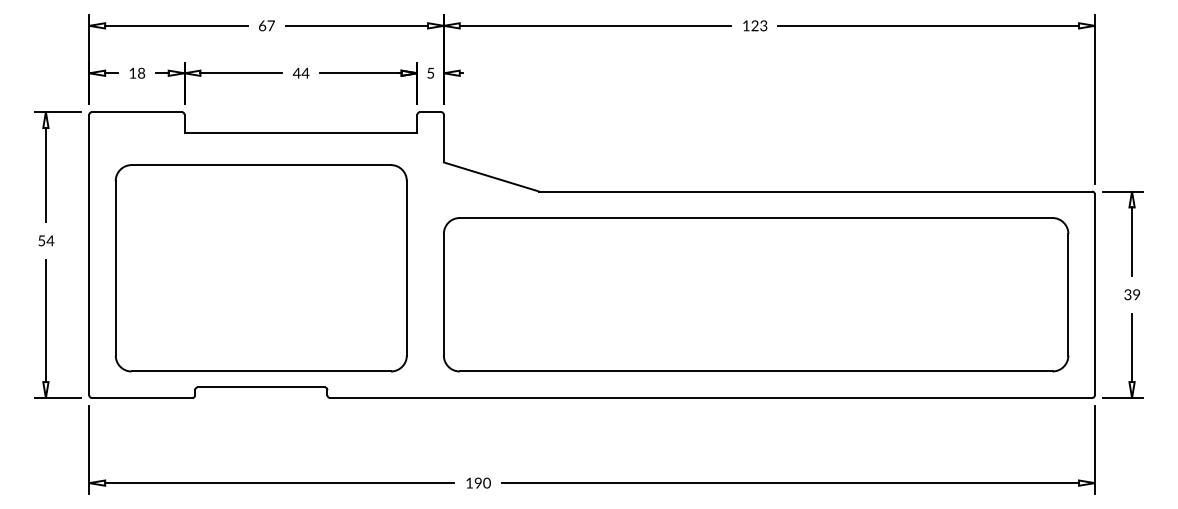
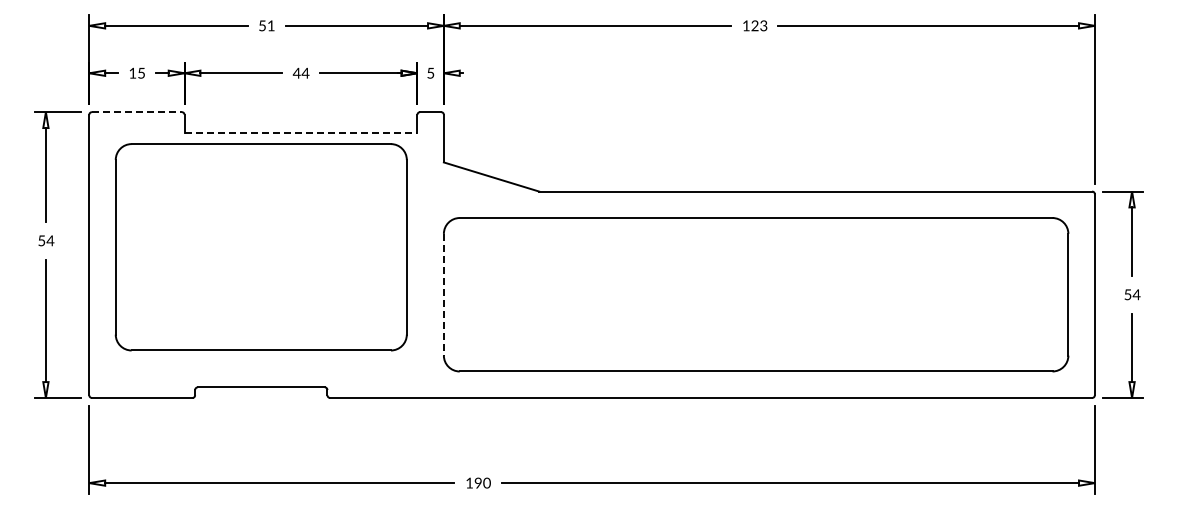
text: 67 -> 51 (266, 25)
text: 18 -> 15 (141, 72)
line: solid -> dashed (136, 112)
line: solid -> dashed (301, 133)
part position: (260, 268) -> (260, 247) (260, 247)
line: solid -> dashed (443, 294)
text: 39 -> 54 (1132, 294)
